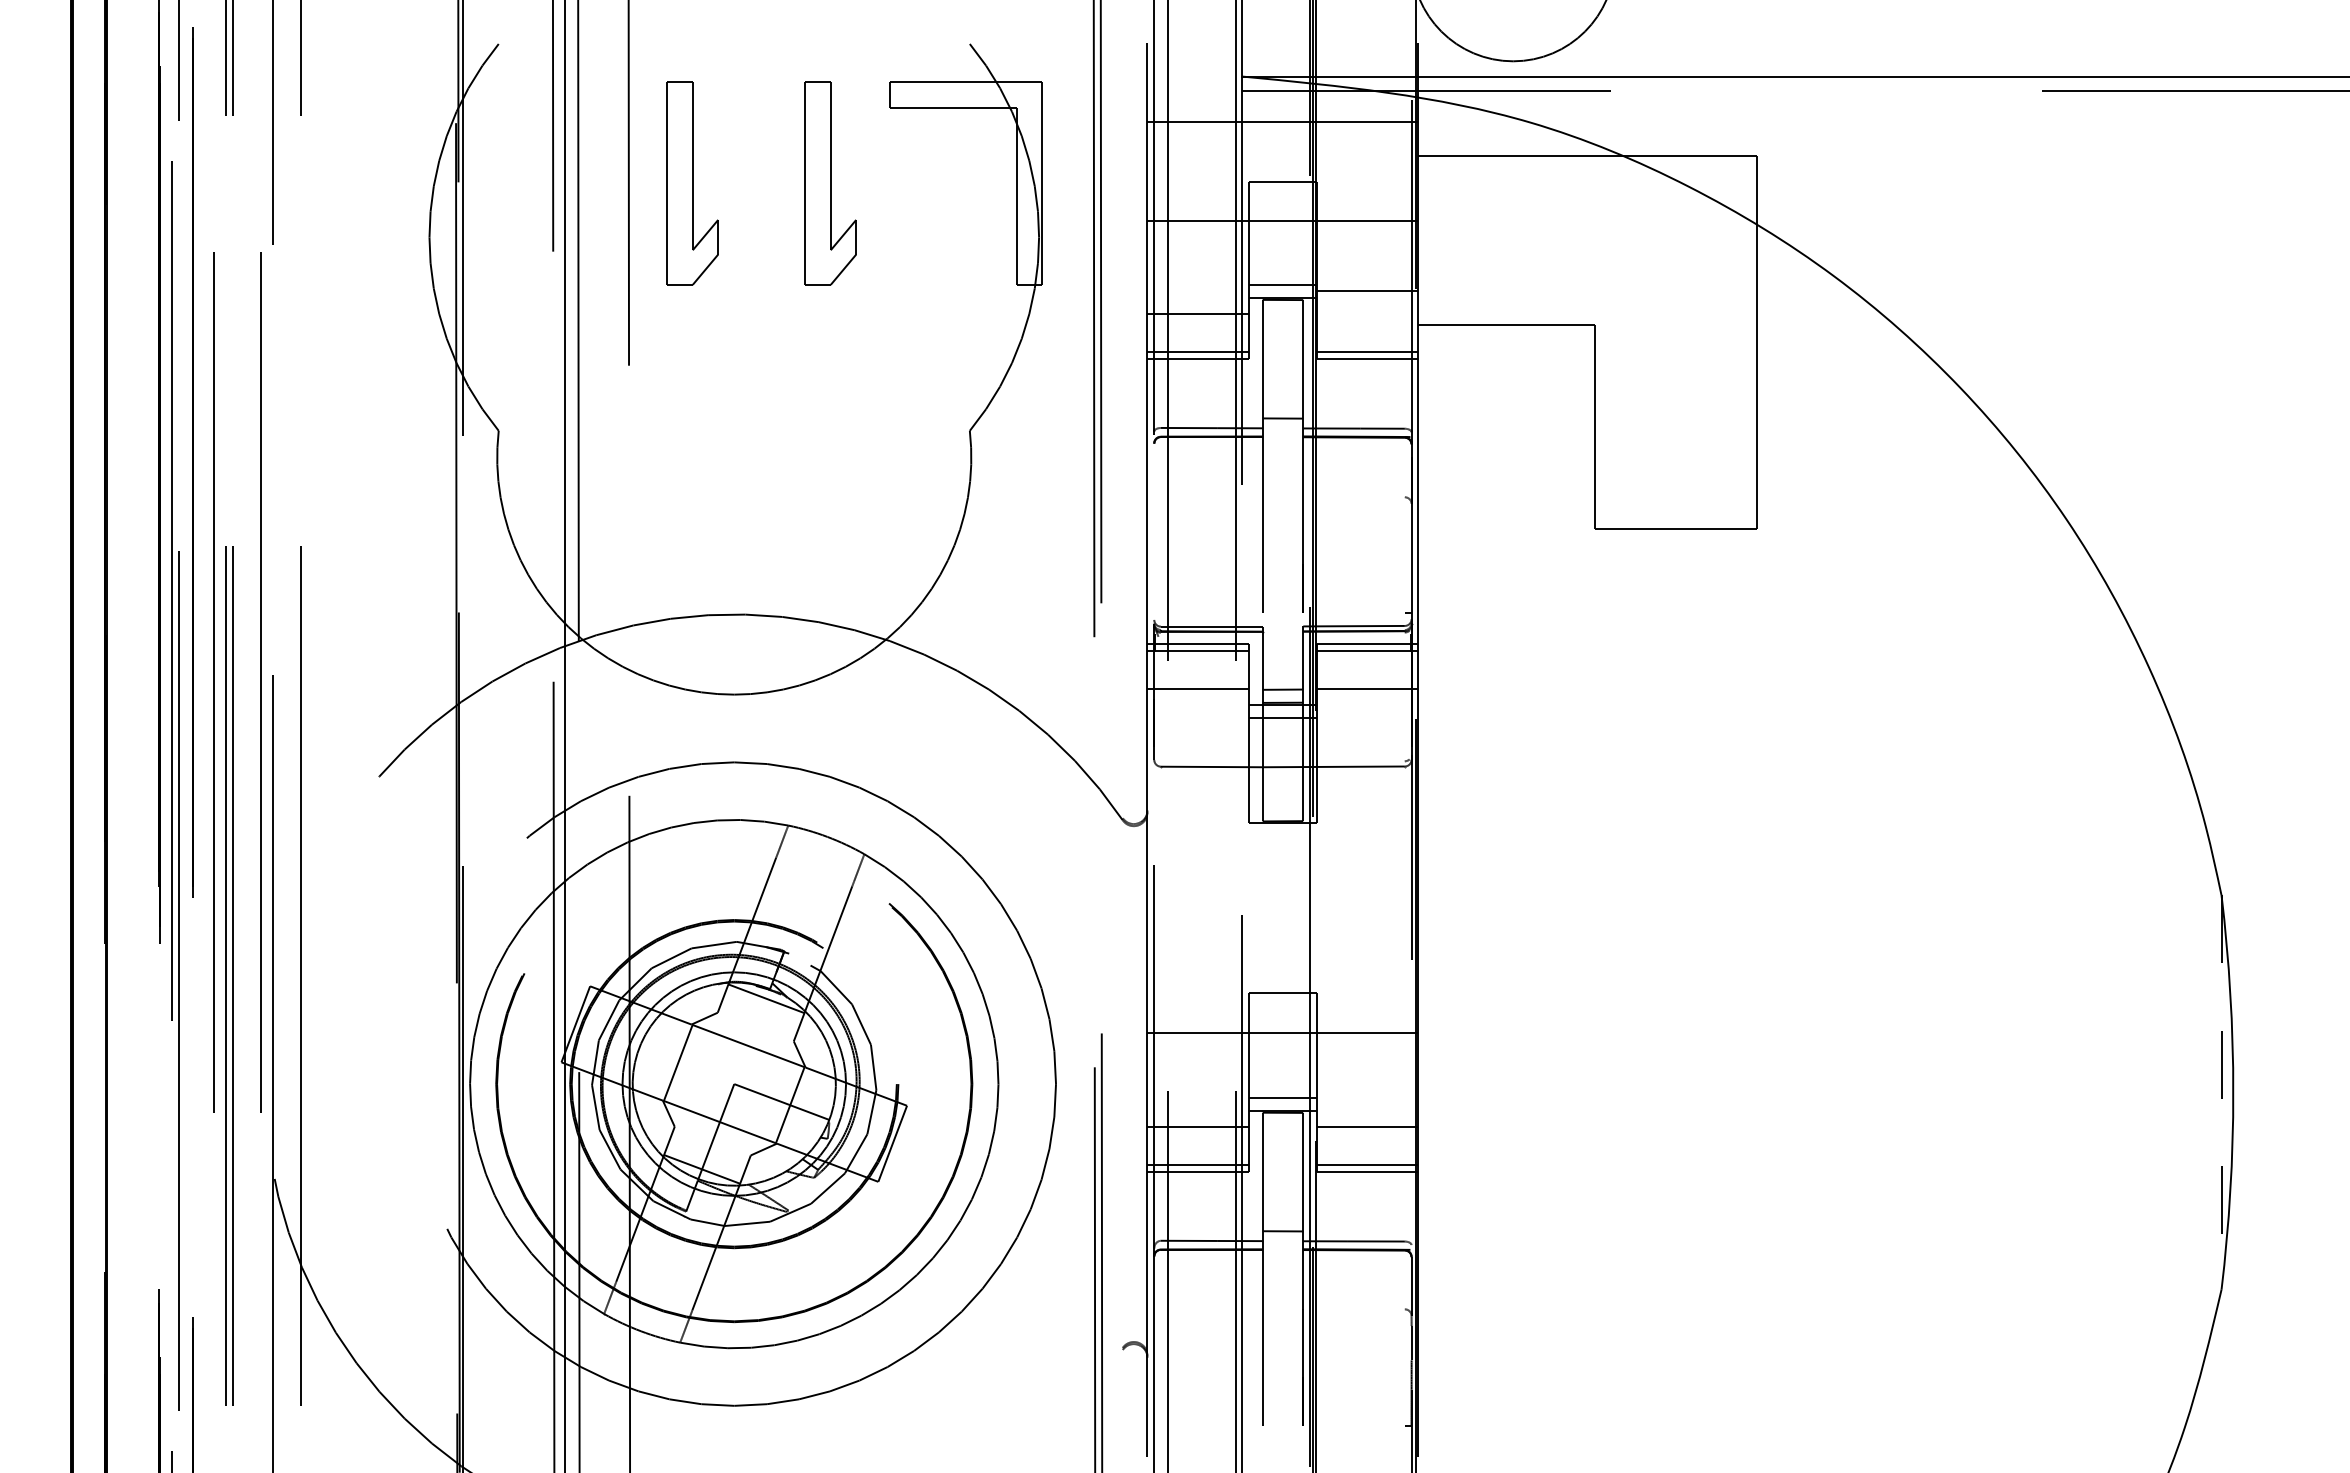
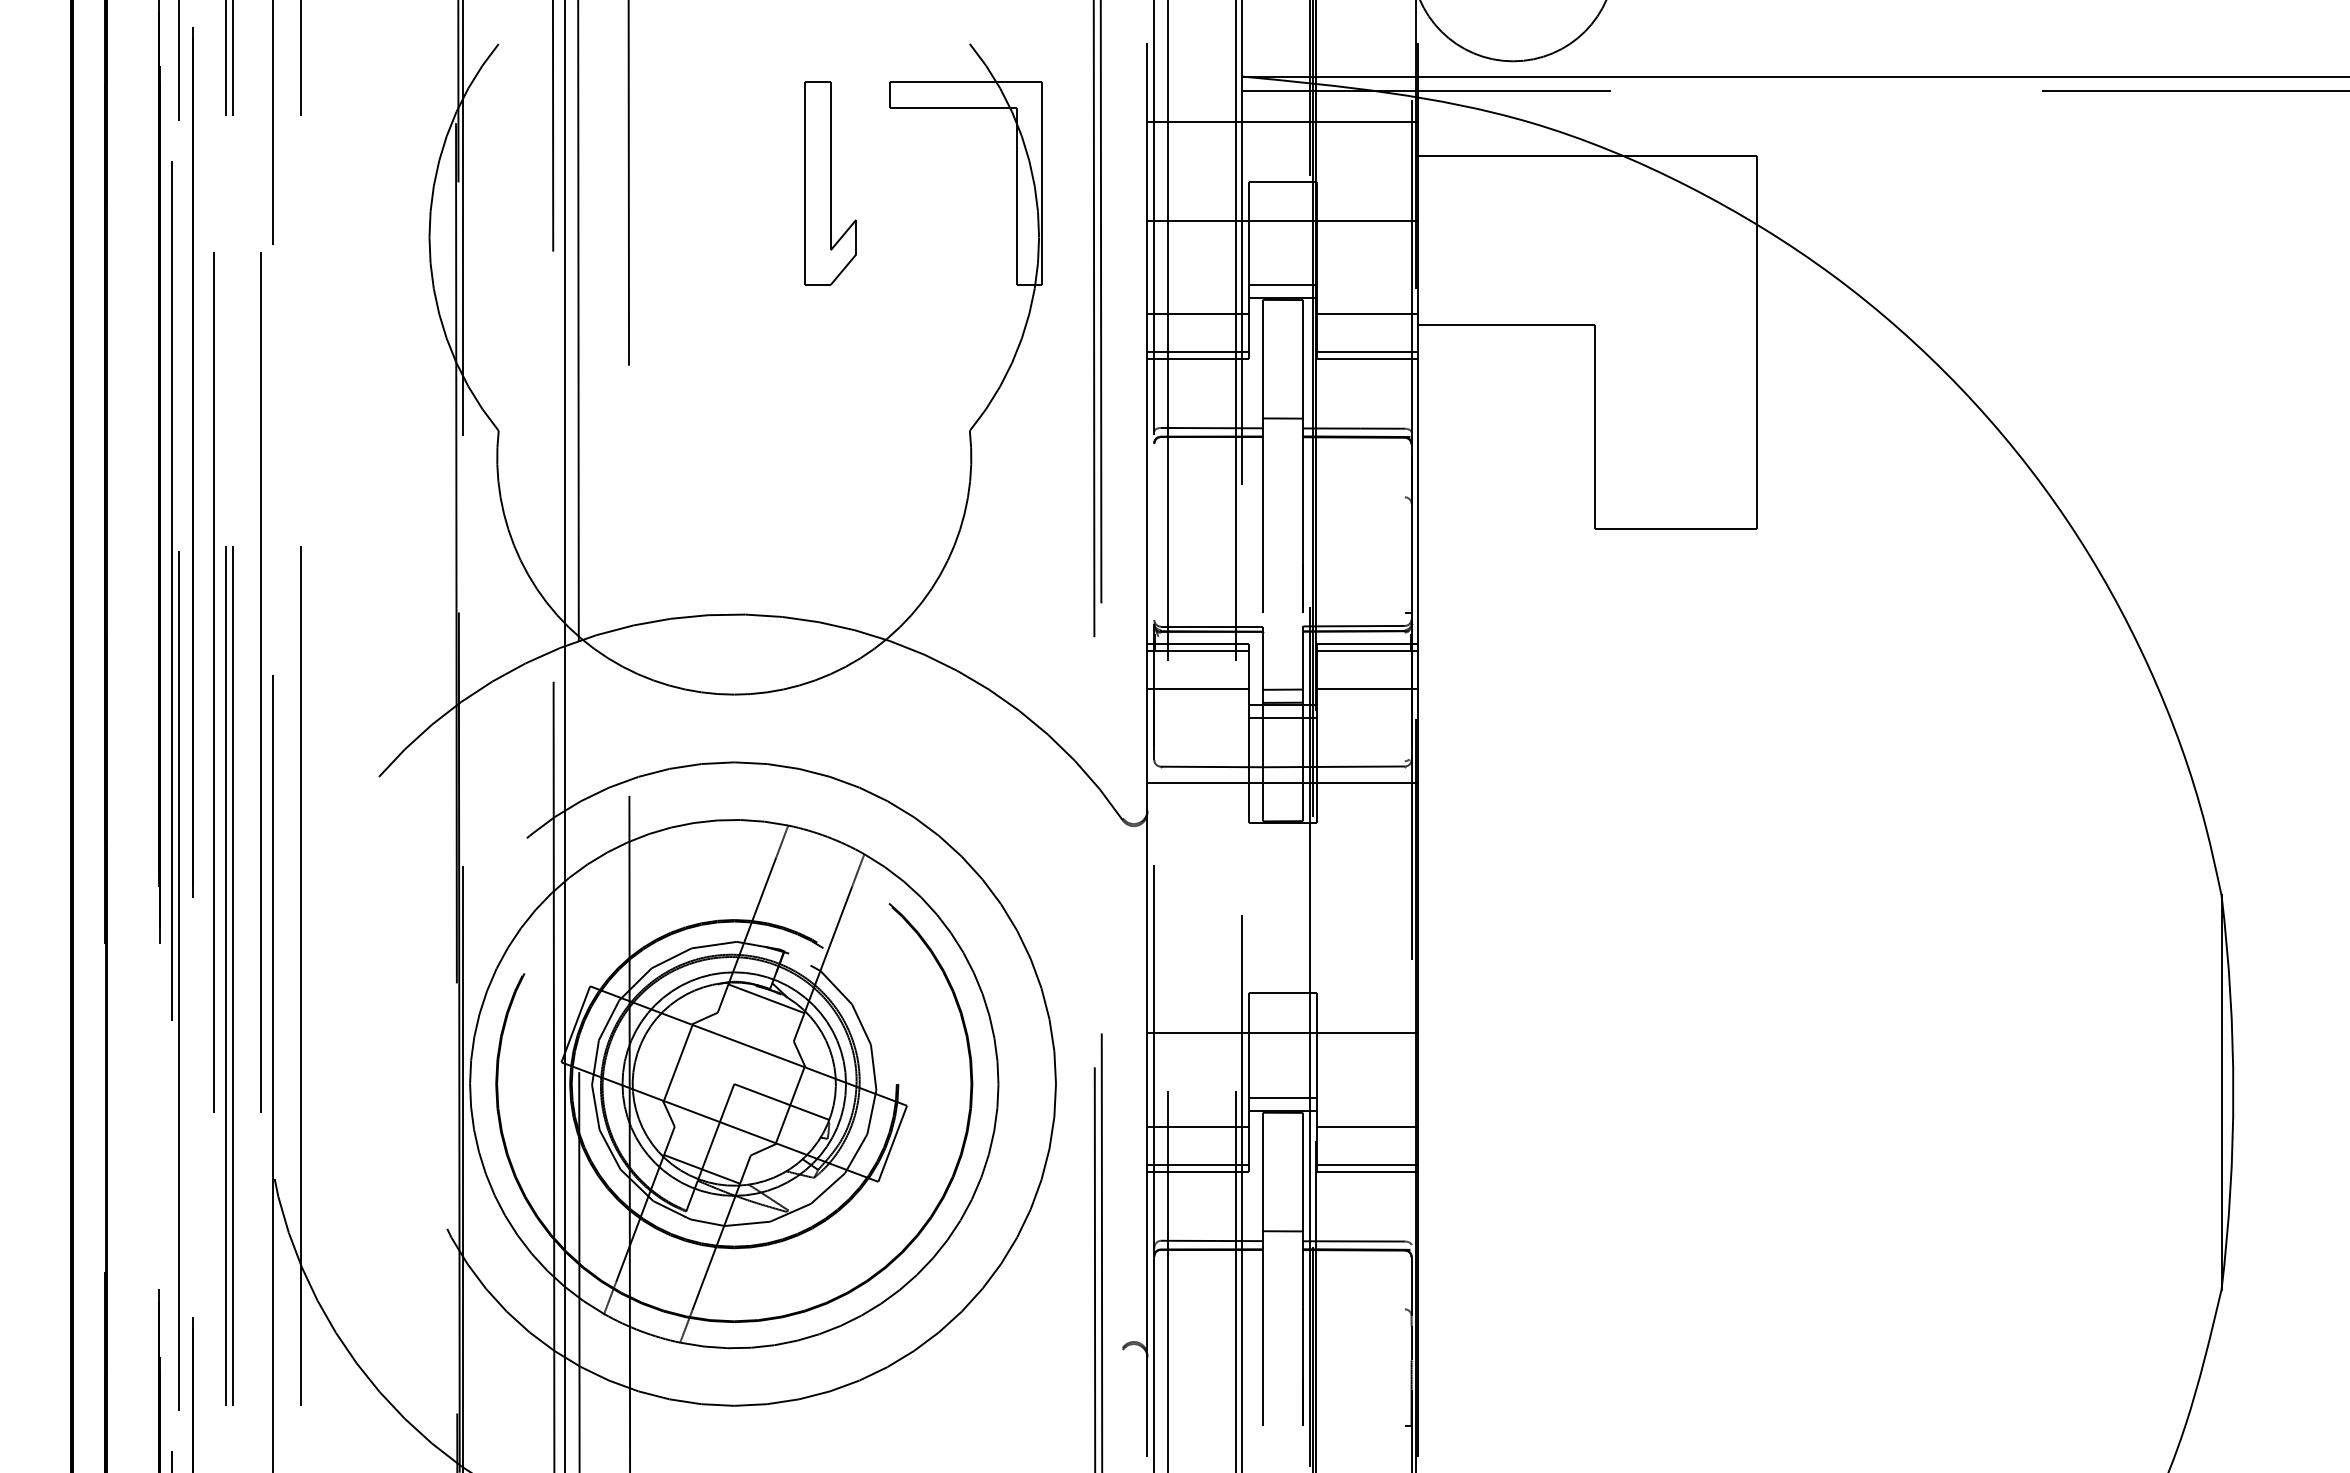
part: present -> none (692, 183)
line position: (1367, 291) -> (1367, 314) (1367, 314)
line: none -> present (1282, 782)
line: dashed -> solid (2221, 1093)
